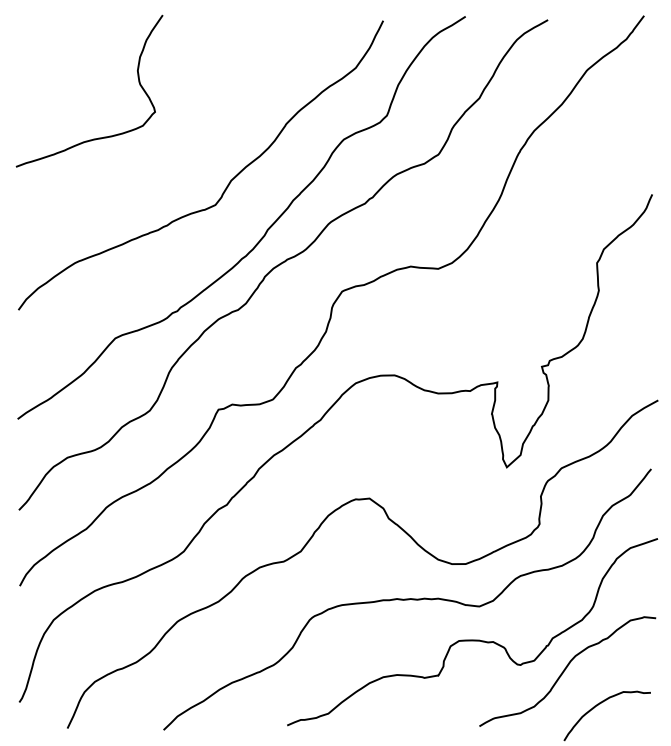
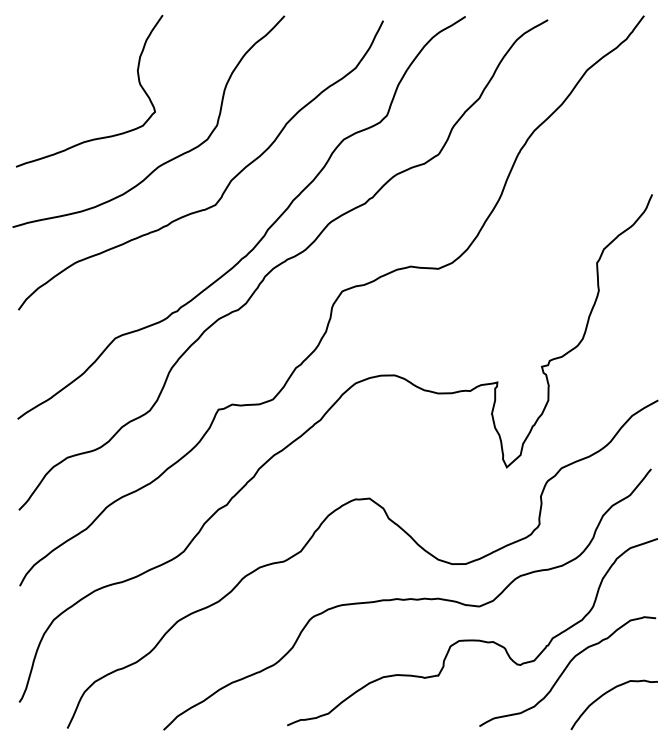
curve: none -> present (173, 157)
curve position: (600, 704) -> (607, 693) (607, 693)
